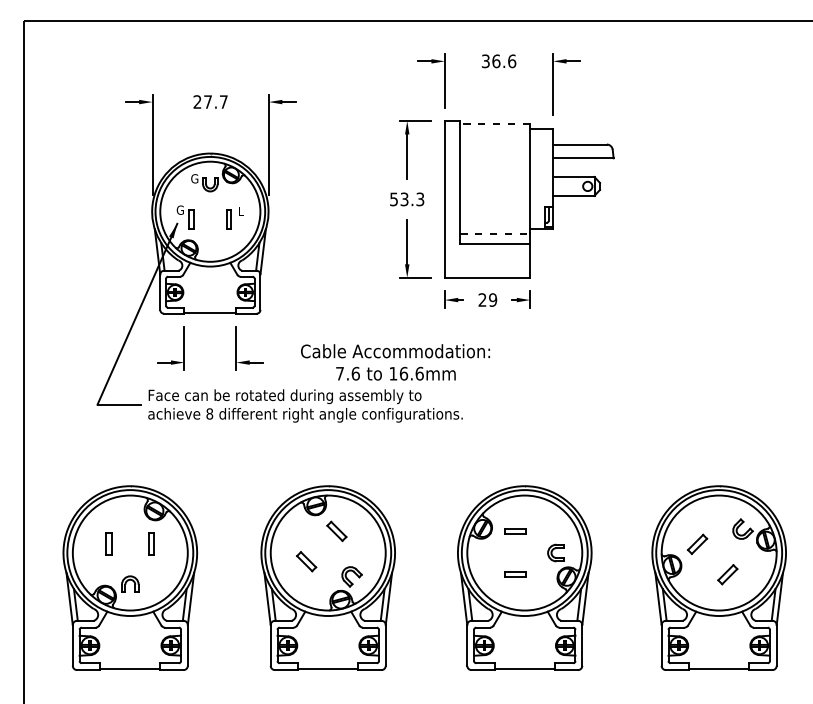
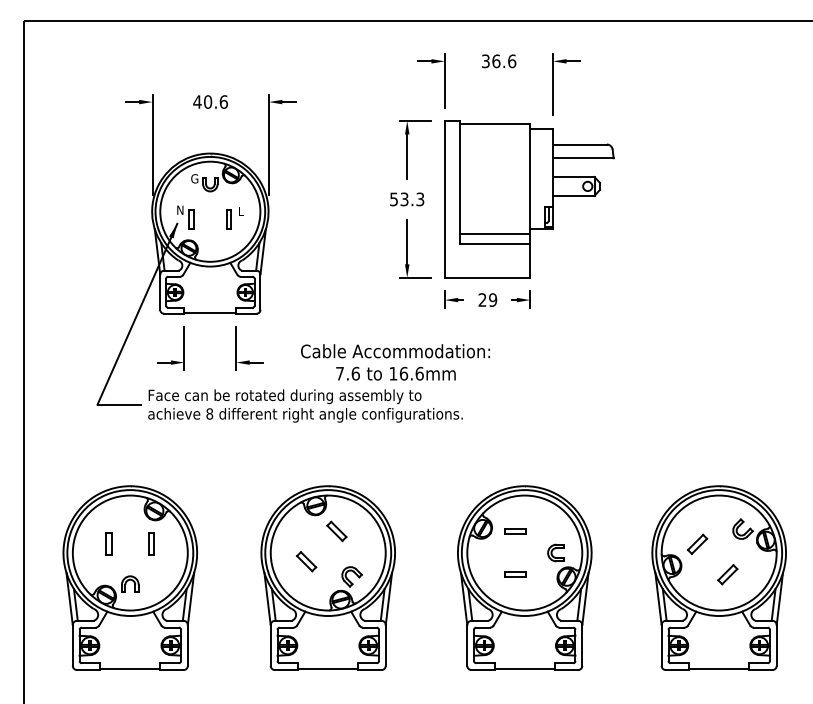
text: 27.7 -> 40.6 (210, 101)
line: dashed -> solid (495, 124)
text: G -> N (179, 209)
line: dashed -> solid (495, 233)
